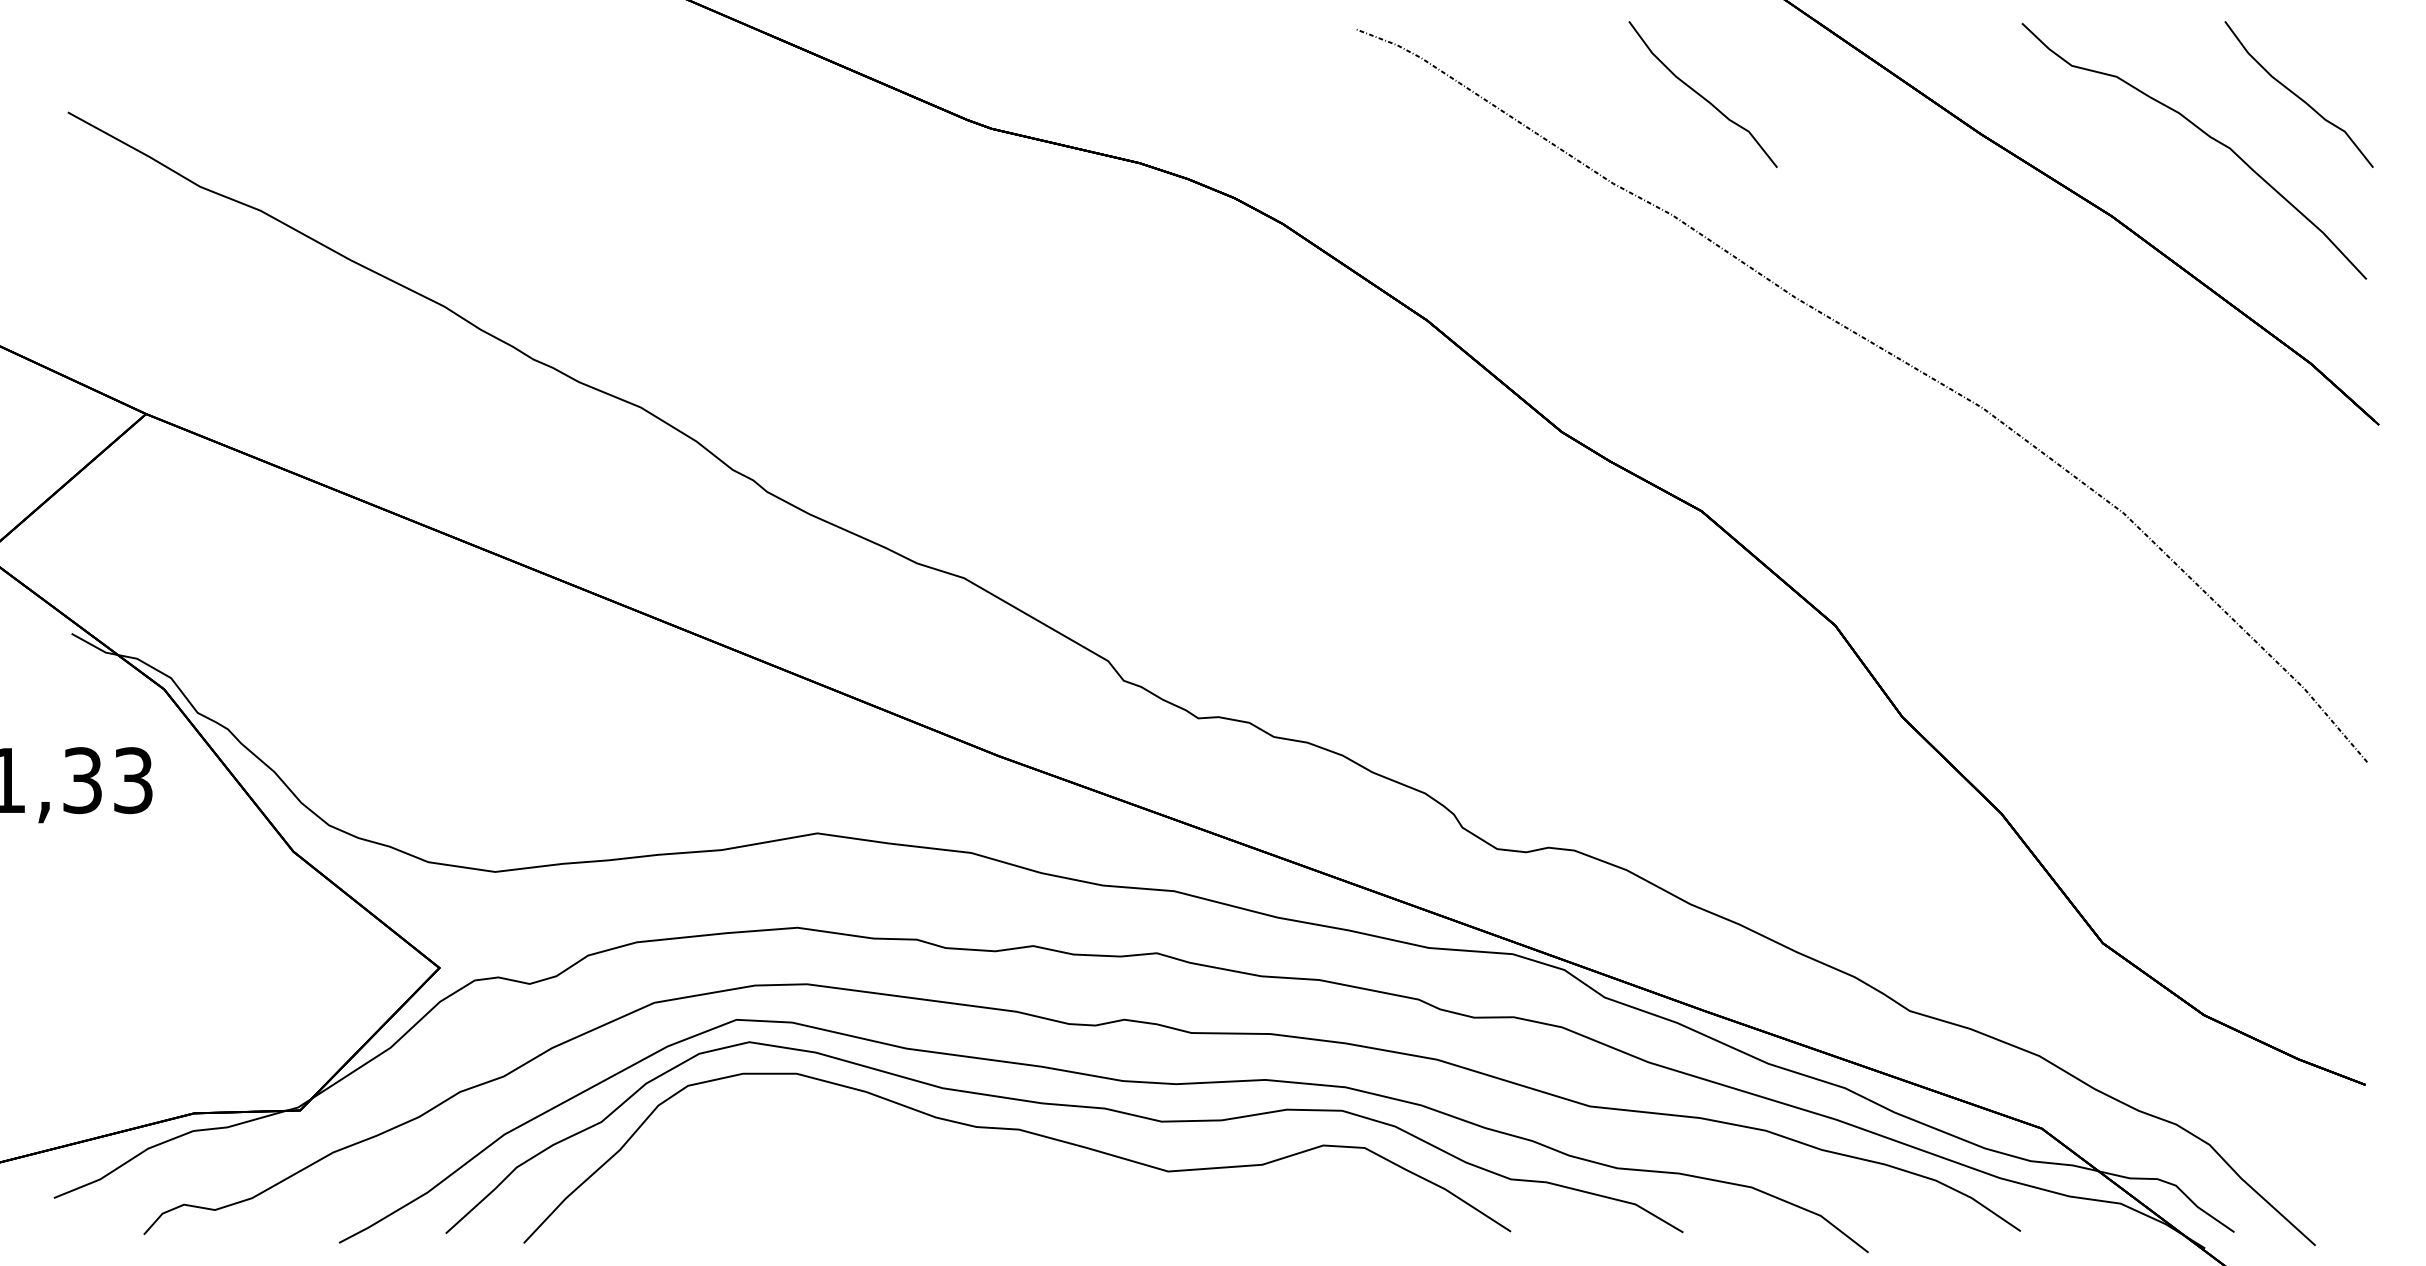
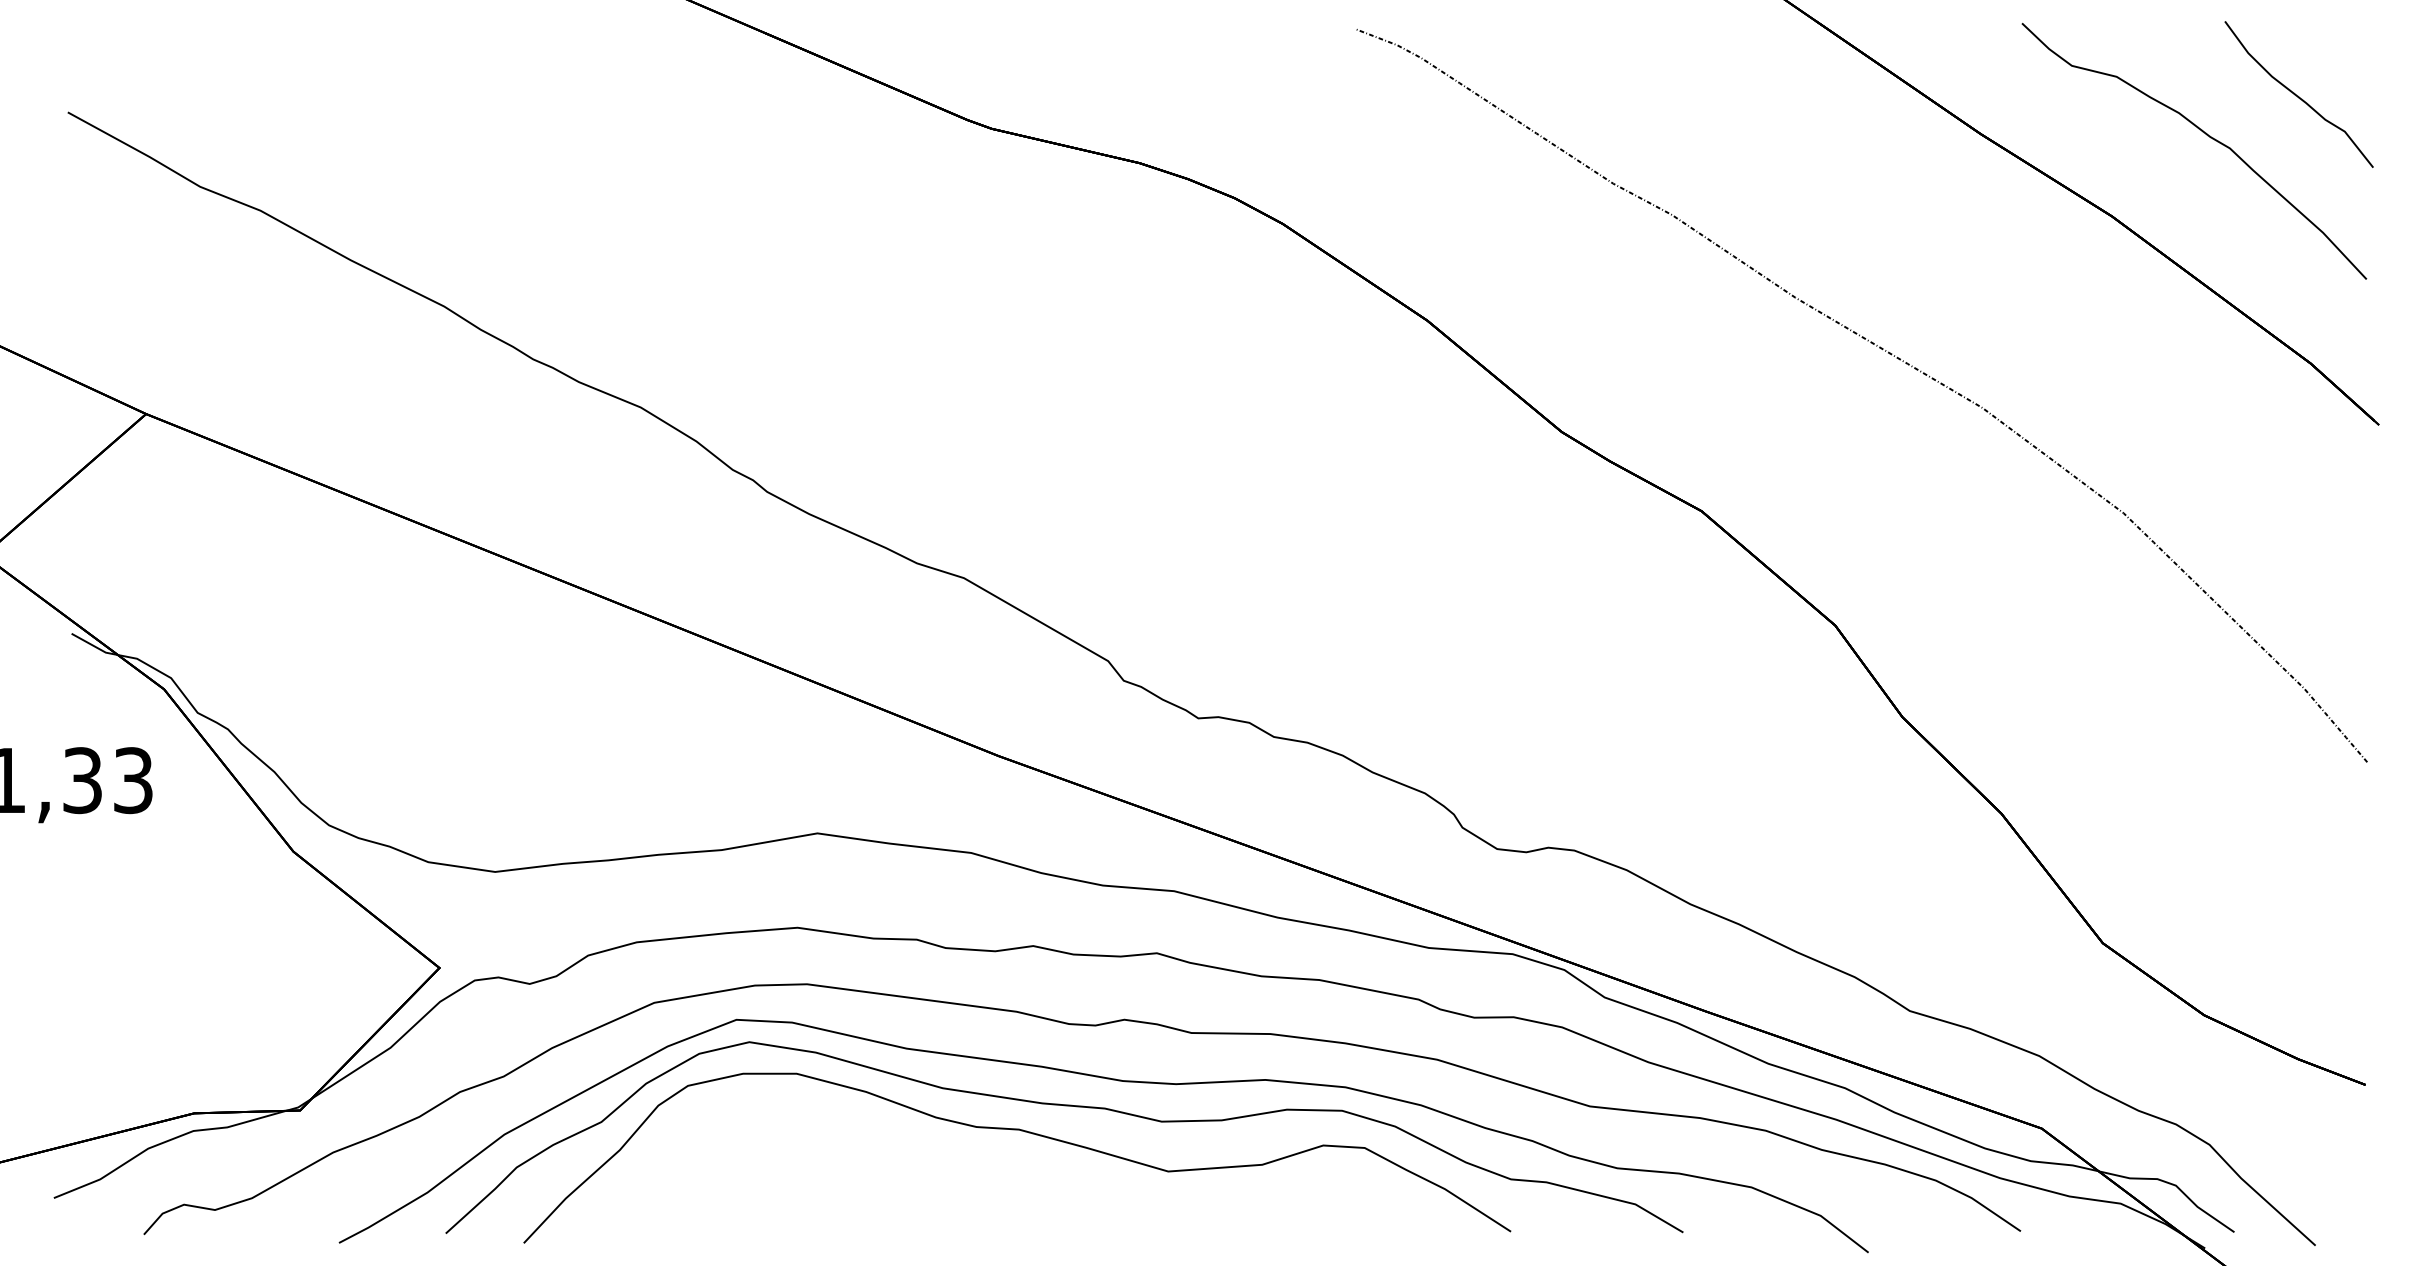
part: present -> none (1702, 94)
